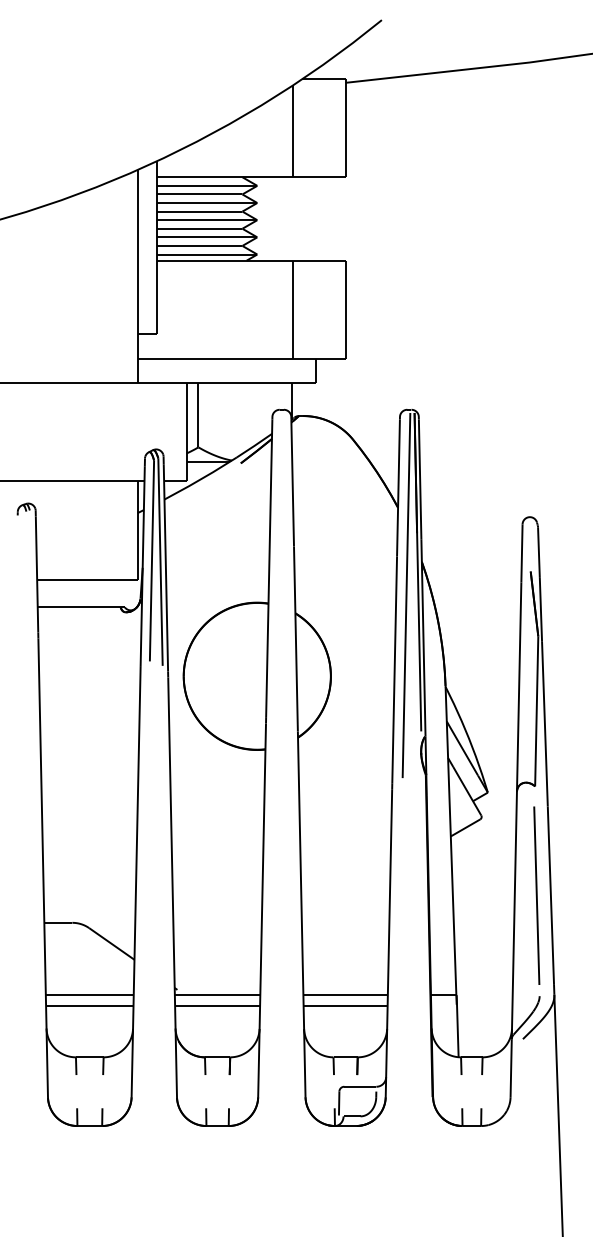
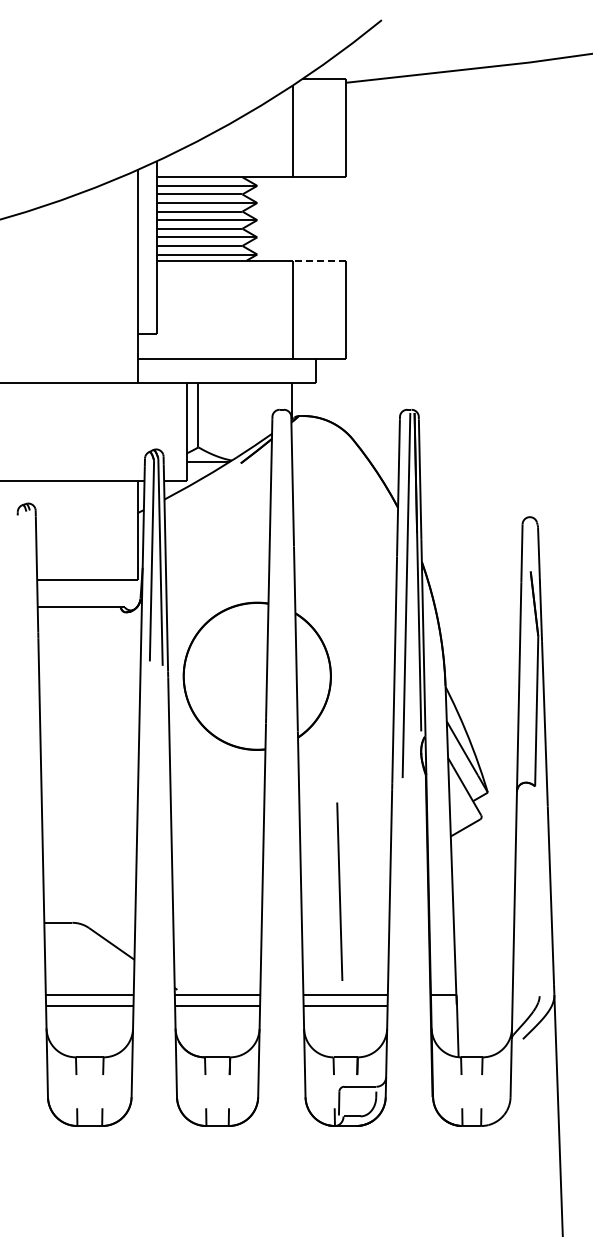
line: solid -> dashed (318, 260)
line position: (536, 895) -> (339, 891) (339, 891)
